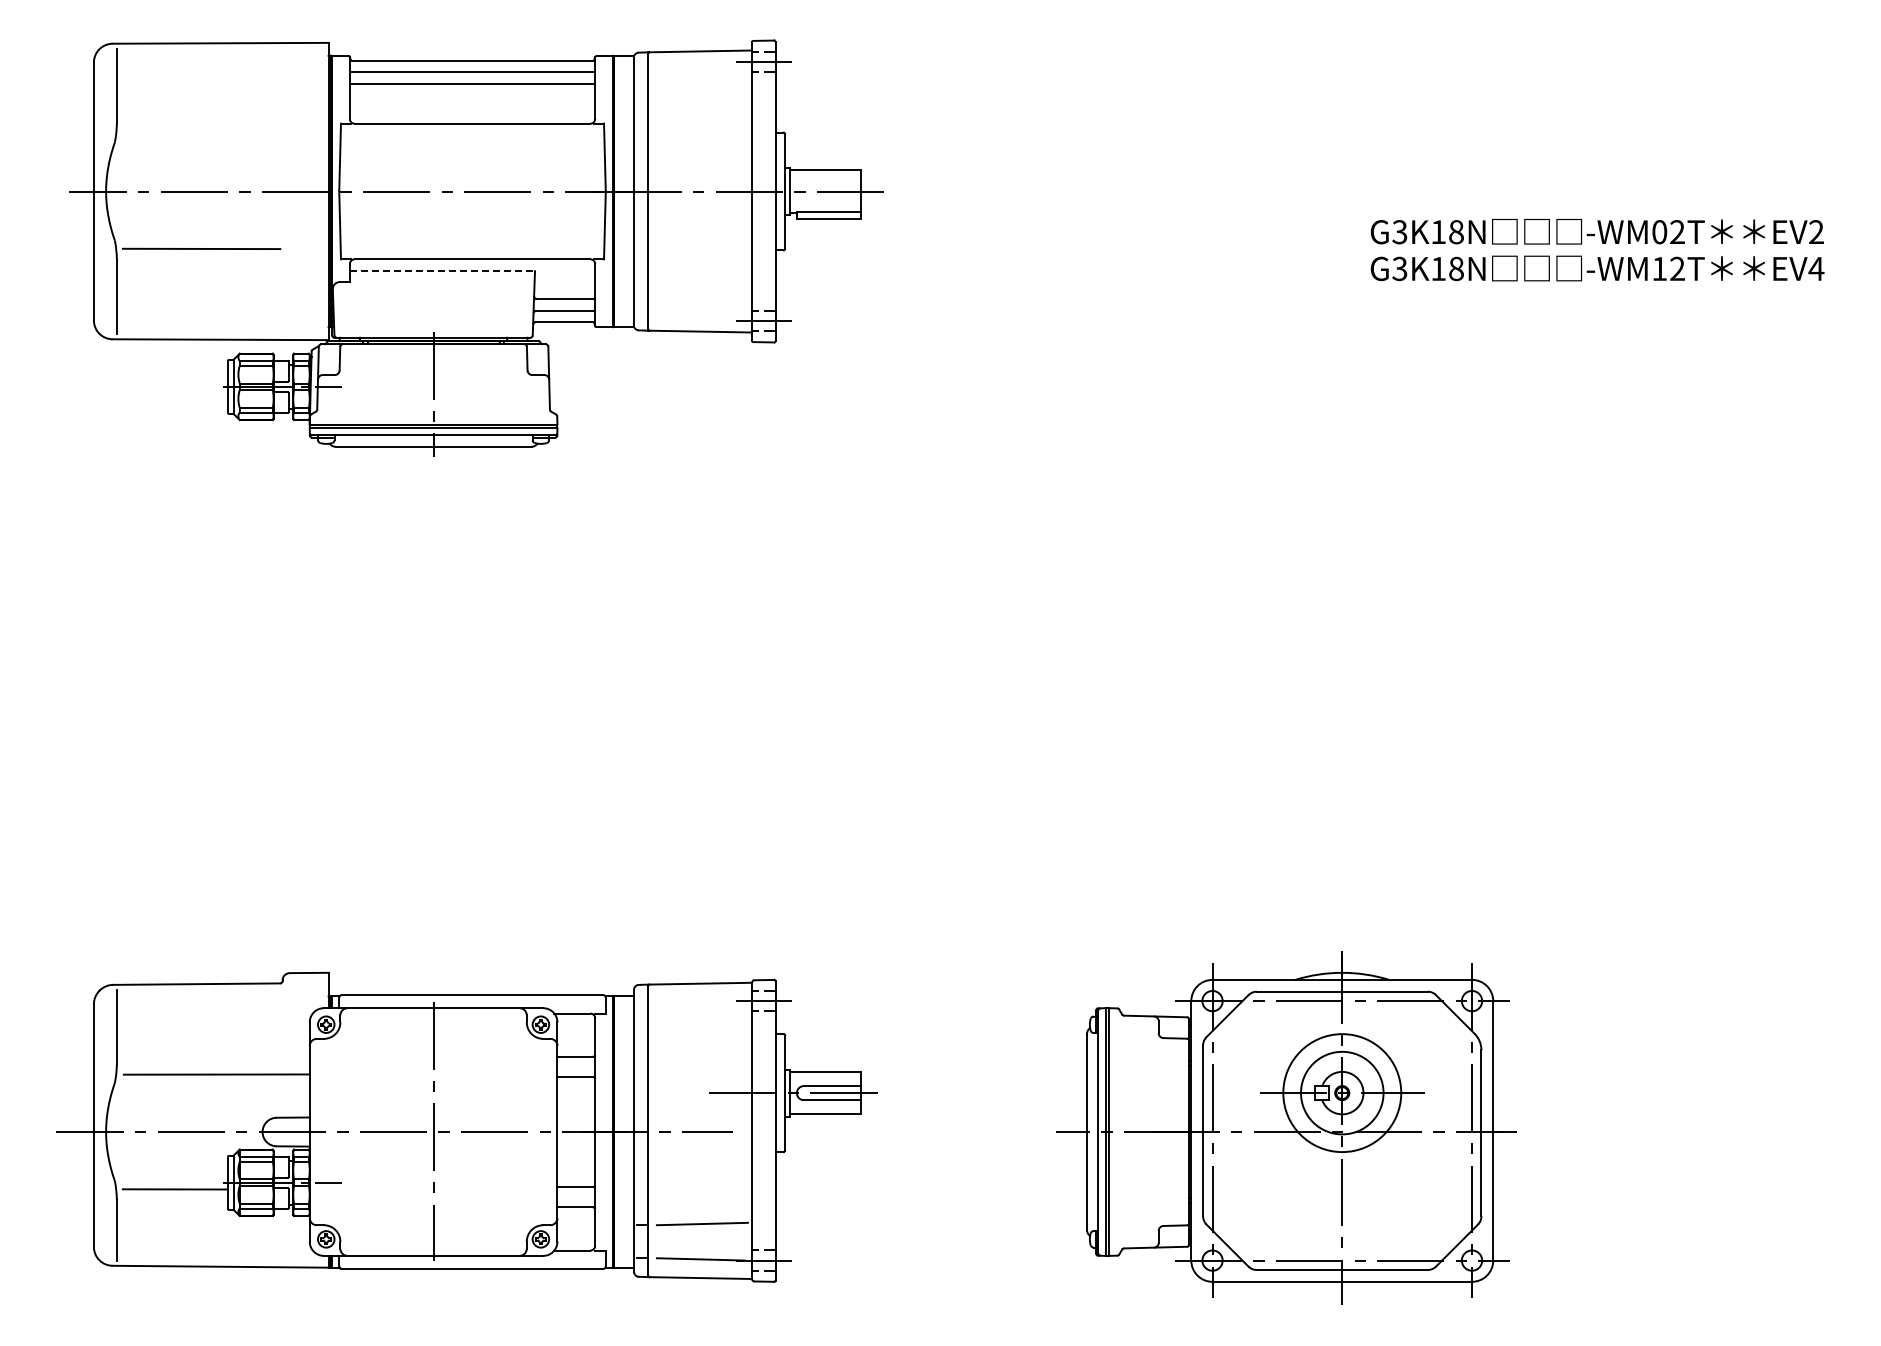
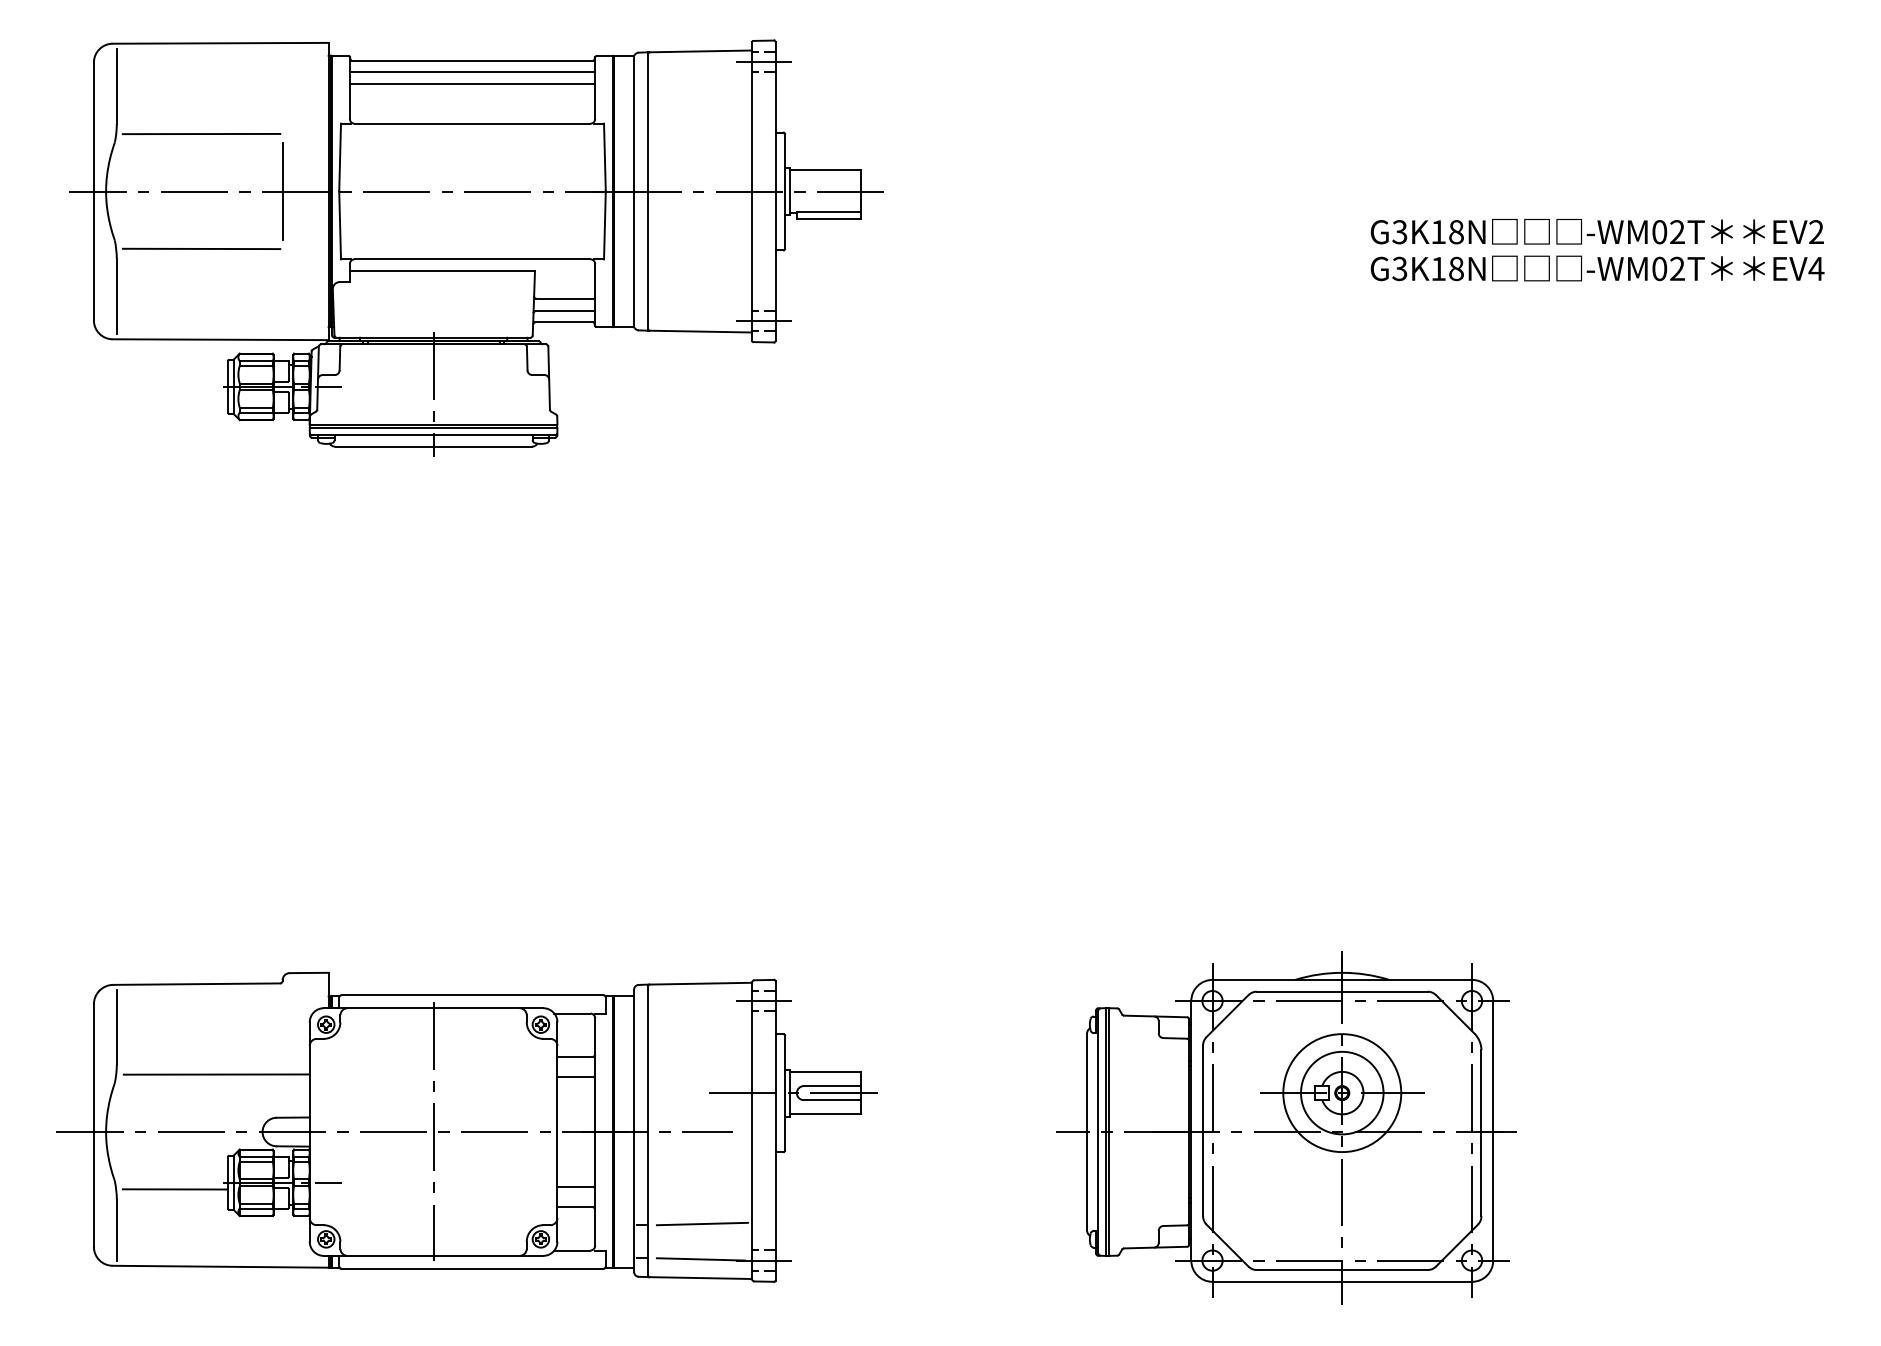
line: none -> present (201, 133)
line: none -> present (282, 191)
text: -WM12T -> -WM02T (1659, 268)
line: dashed -> solid (442, 271)
